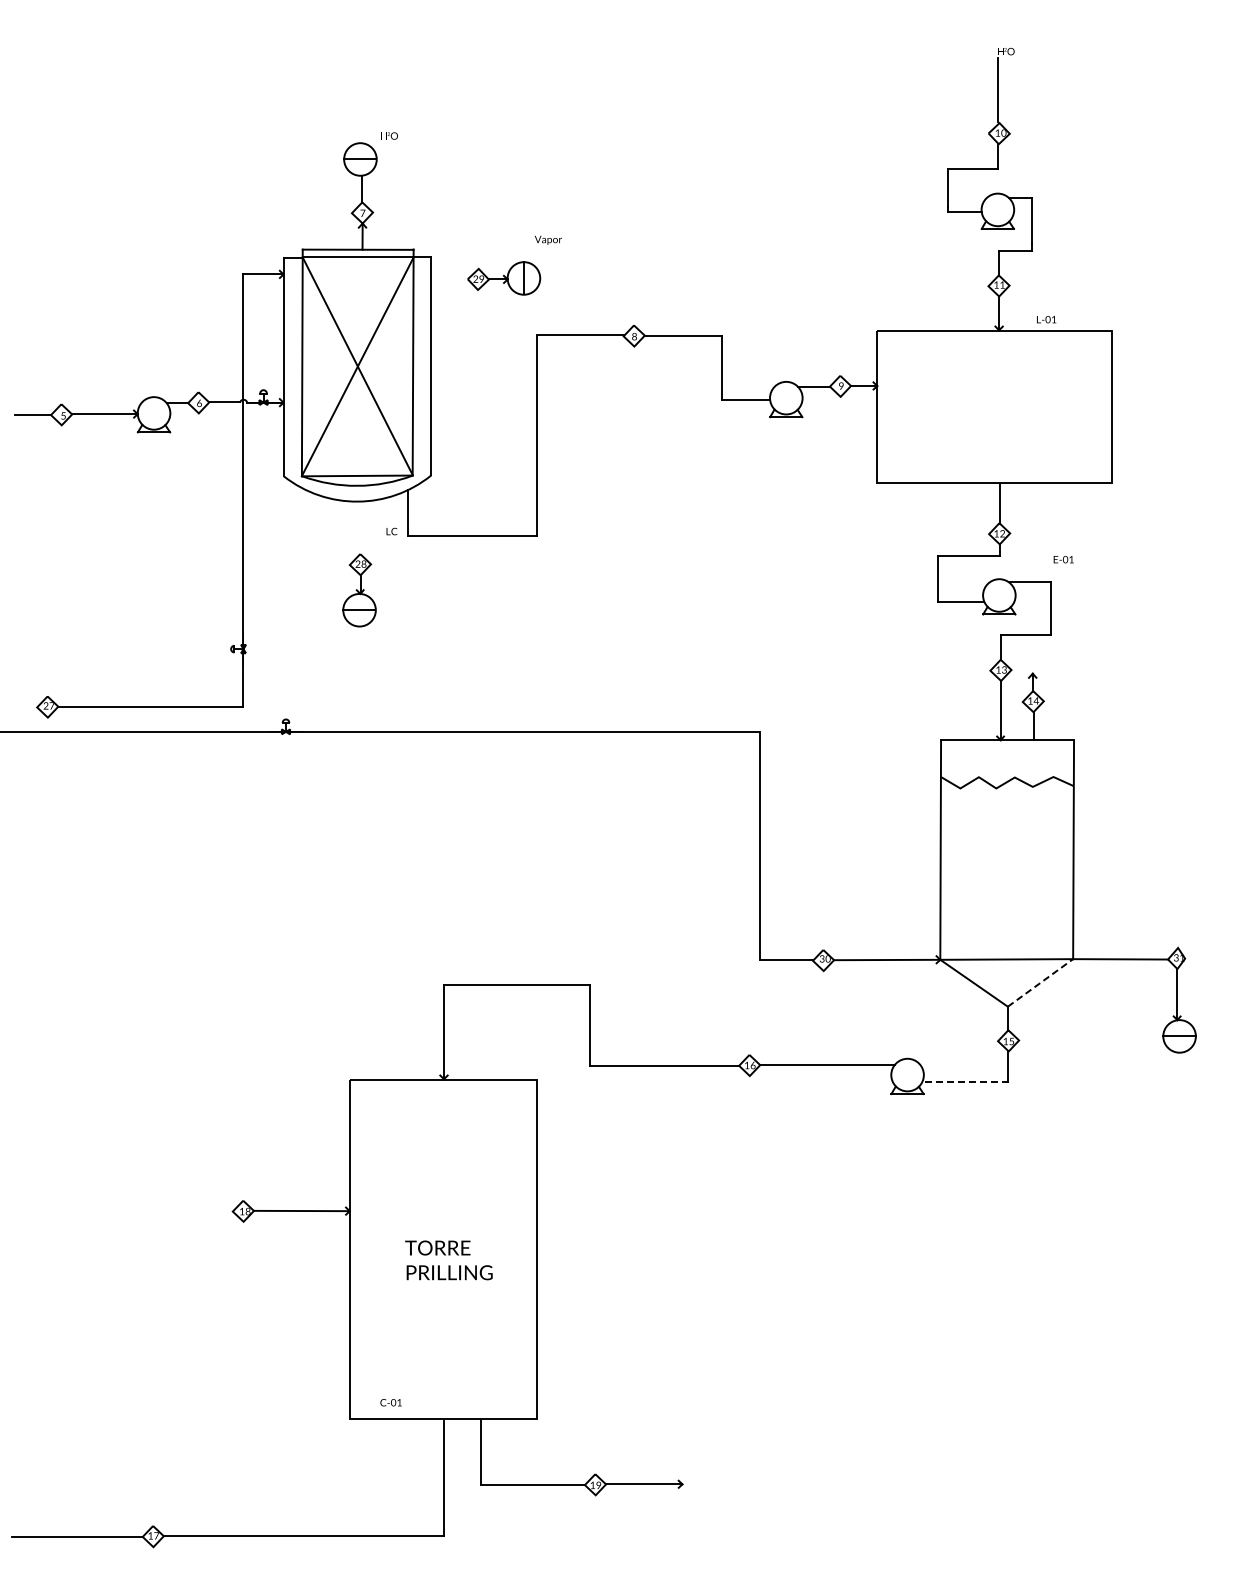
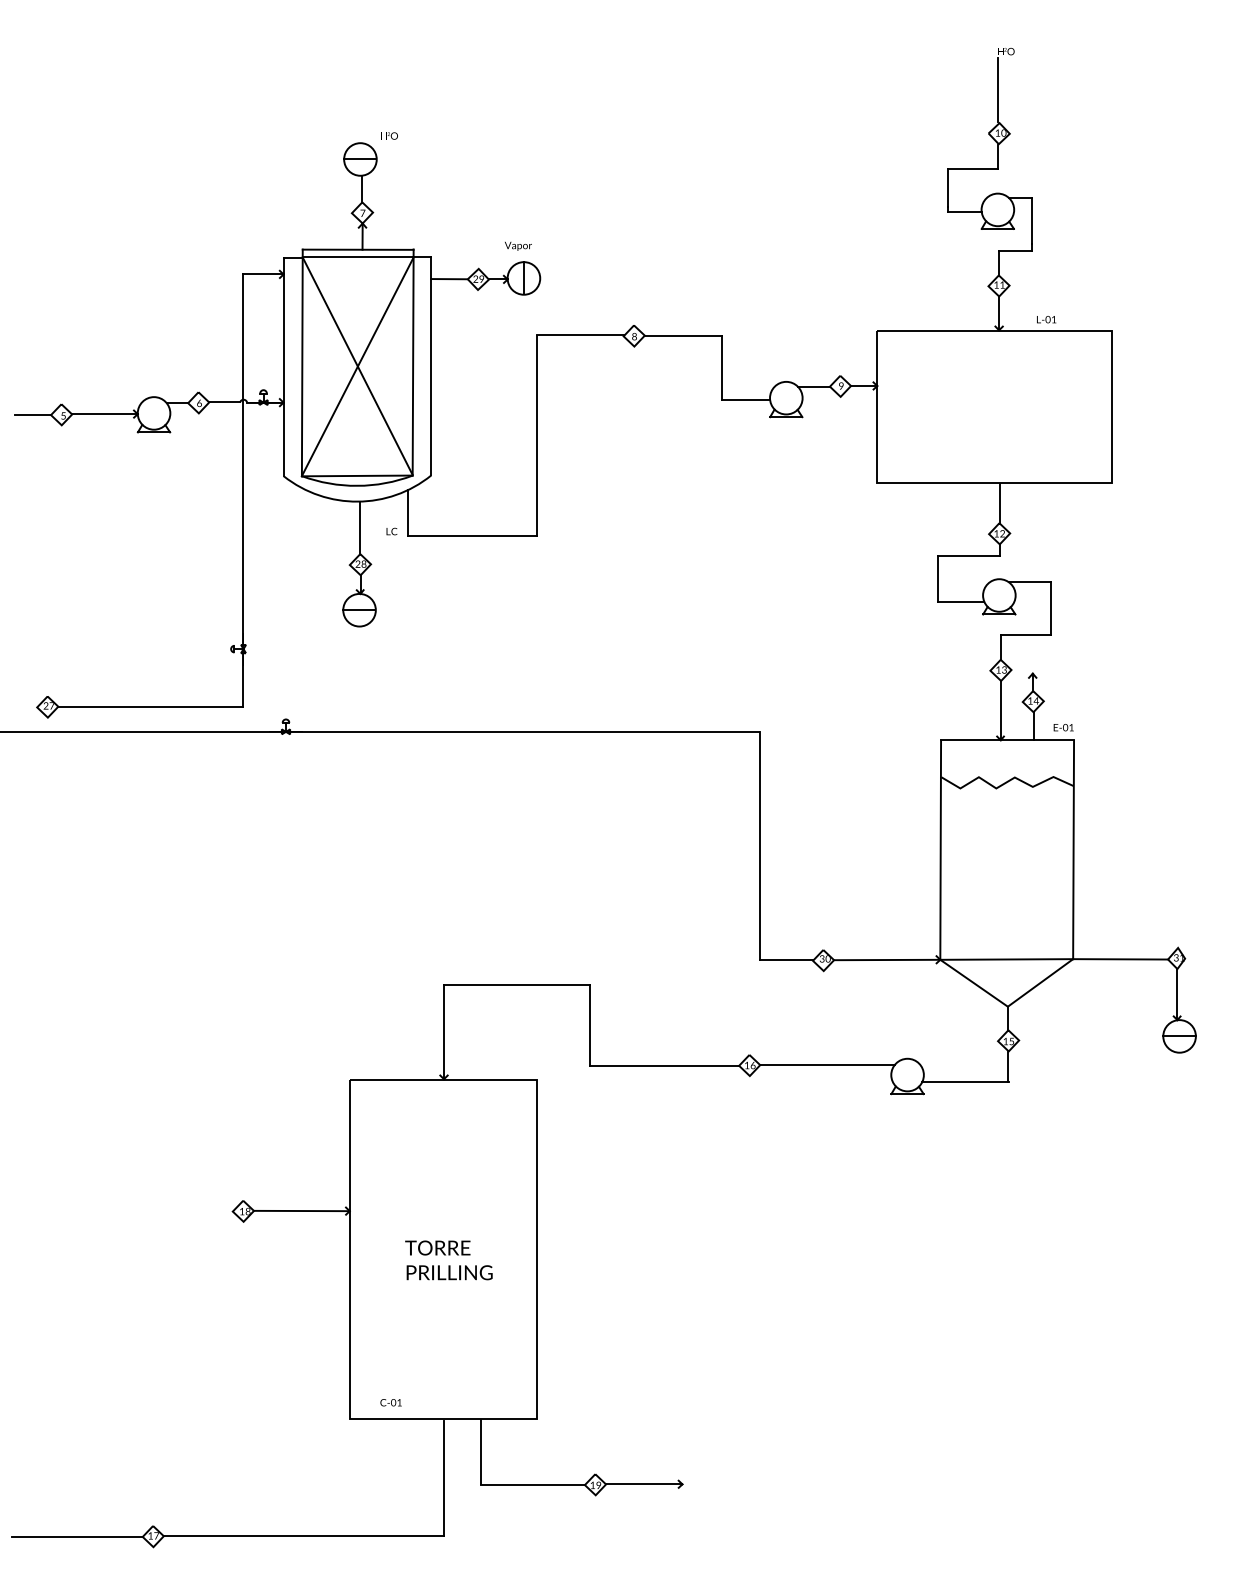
text position: (548, 239) -> (518, 245) (518, 245)
line: none -> present (449, 279)
line: none -> present (360, 528)
text position: (1063, 559) -> (1063, 727) (1063, 727)
line: dashed -> solid (1040, 982)
line: dashed -> solid (965, 1082)
